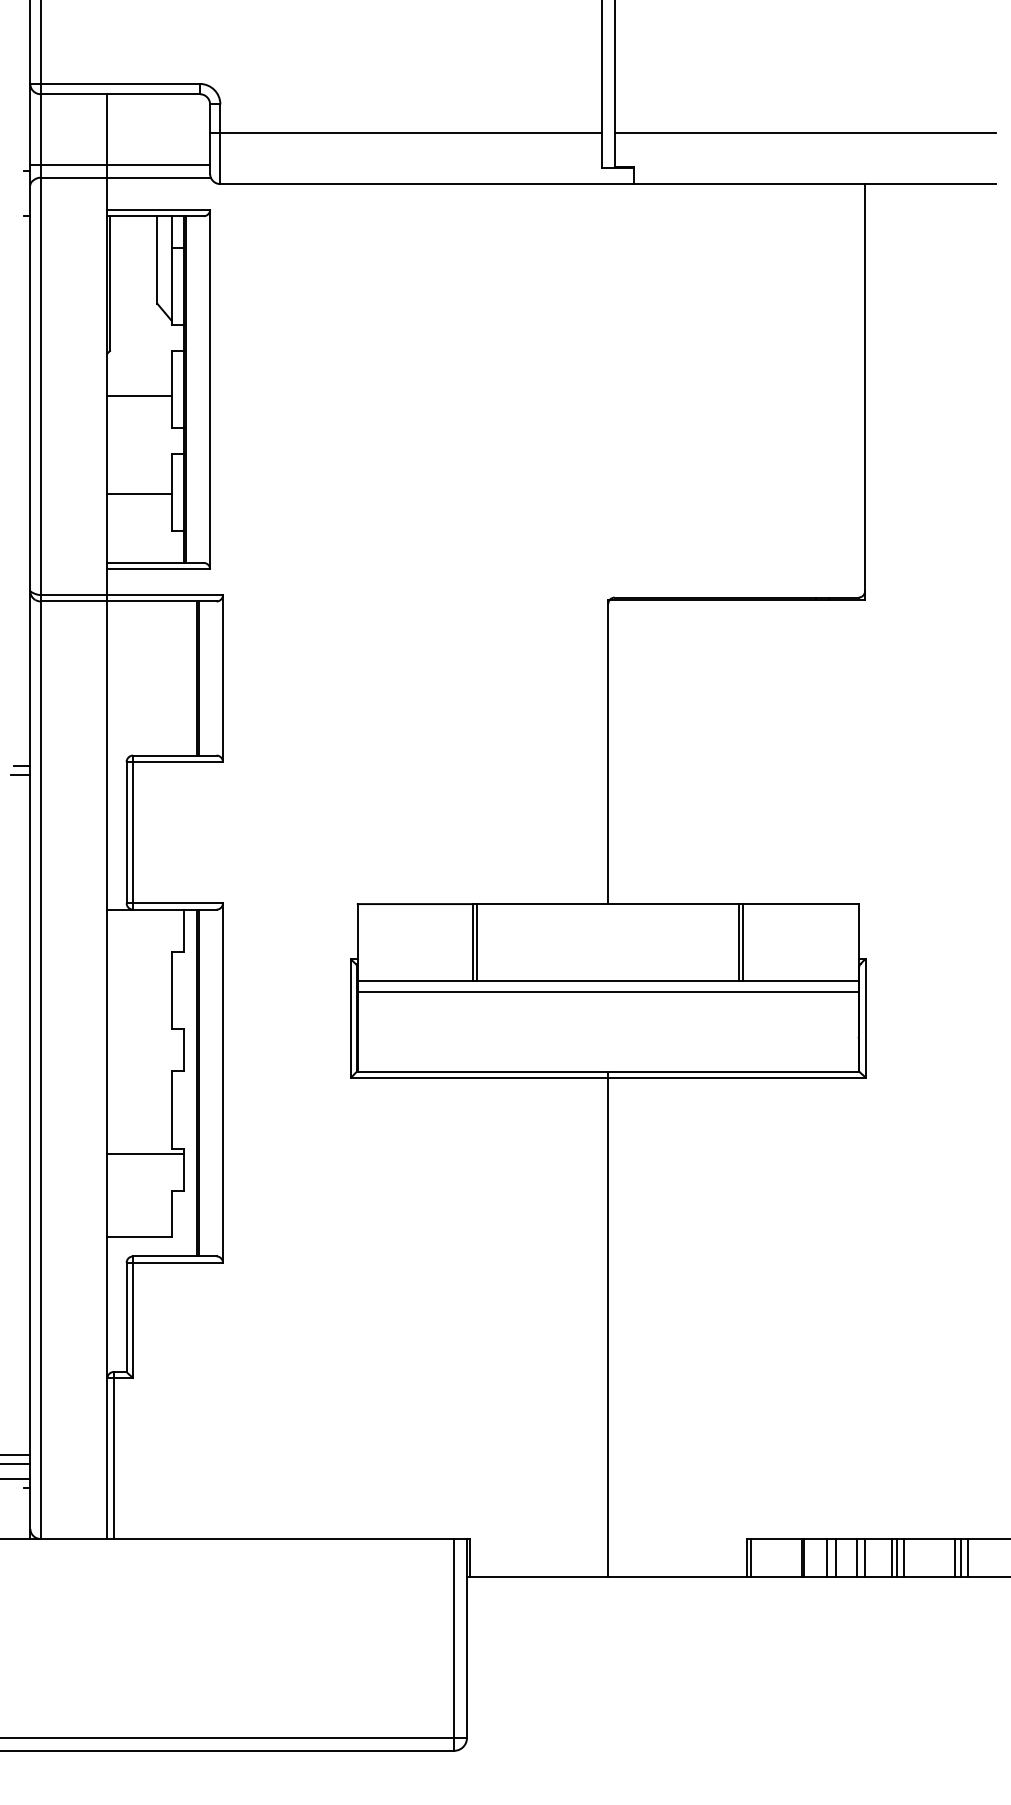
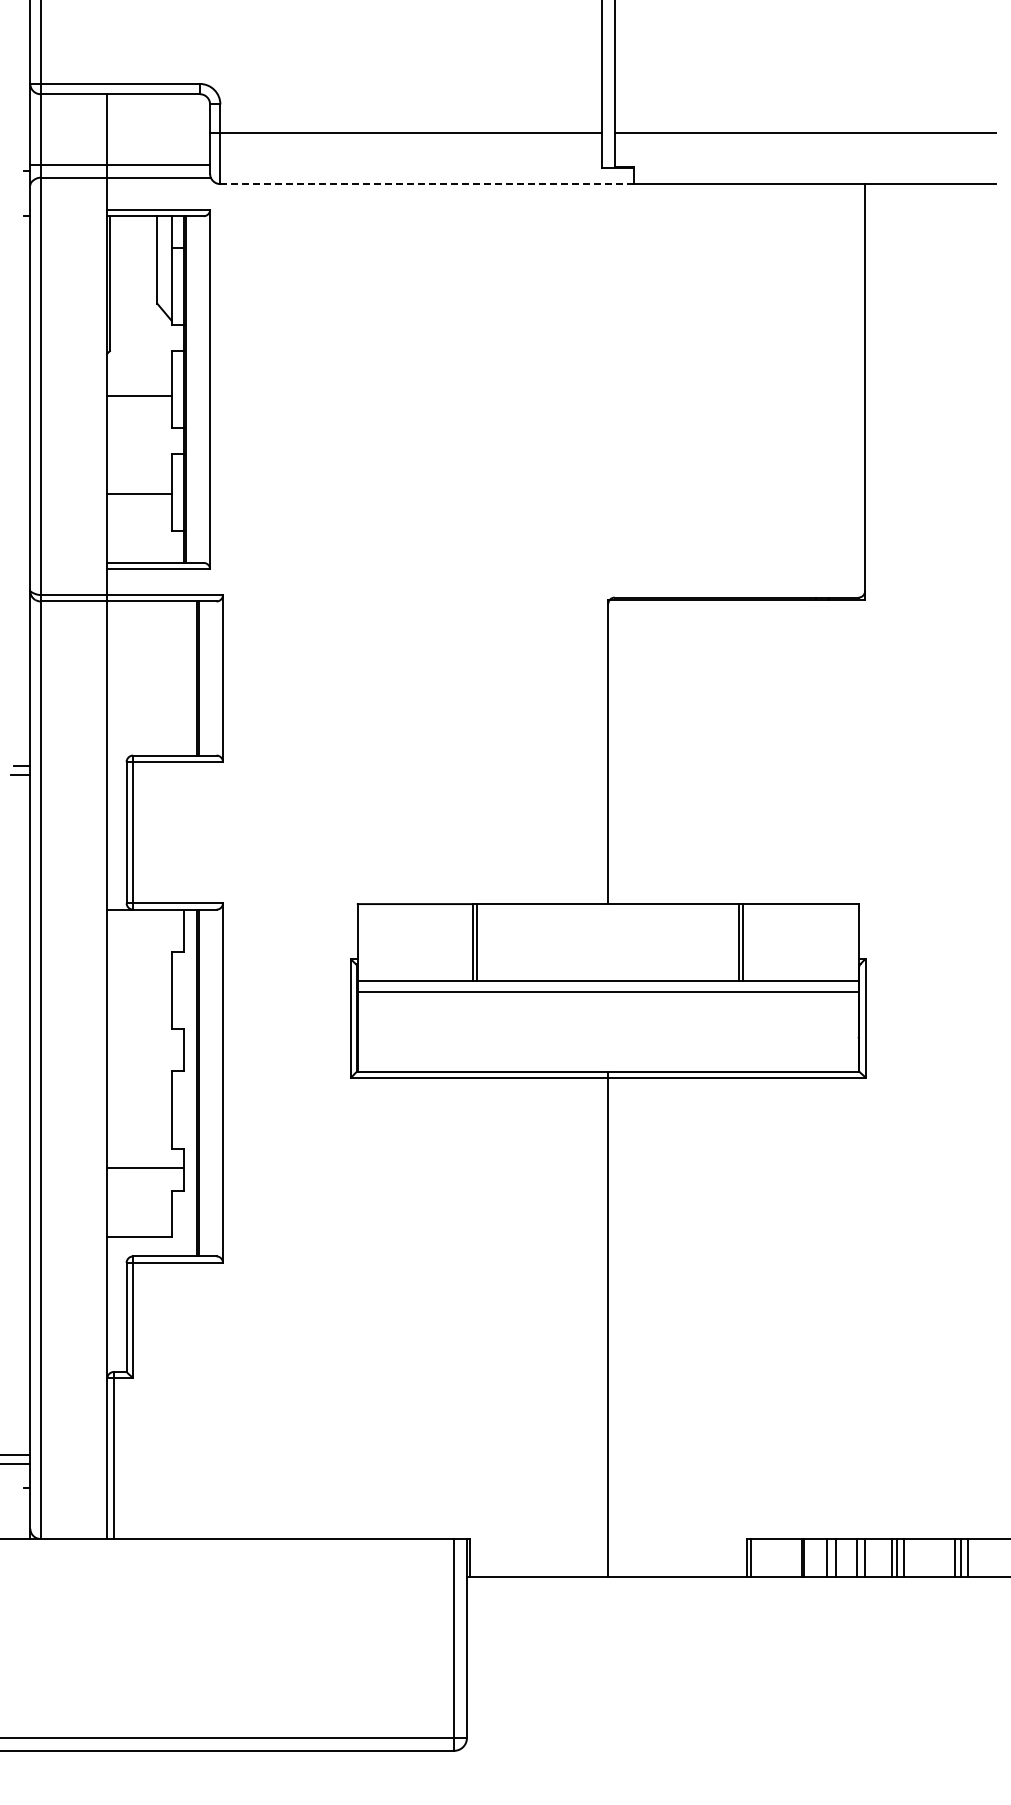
line: solid -> dashed (427, 184)
line position: (145, 1153) -> (145, 1167) (145, 1167)
line: present -> none (16, 1478)
